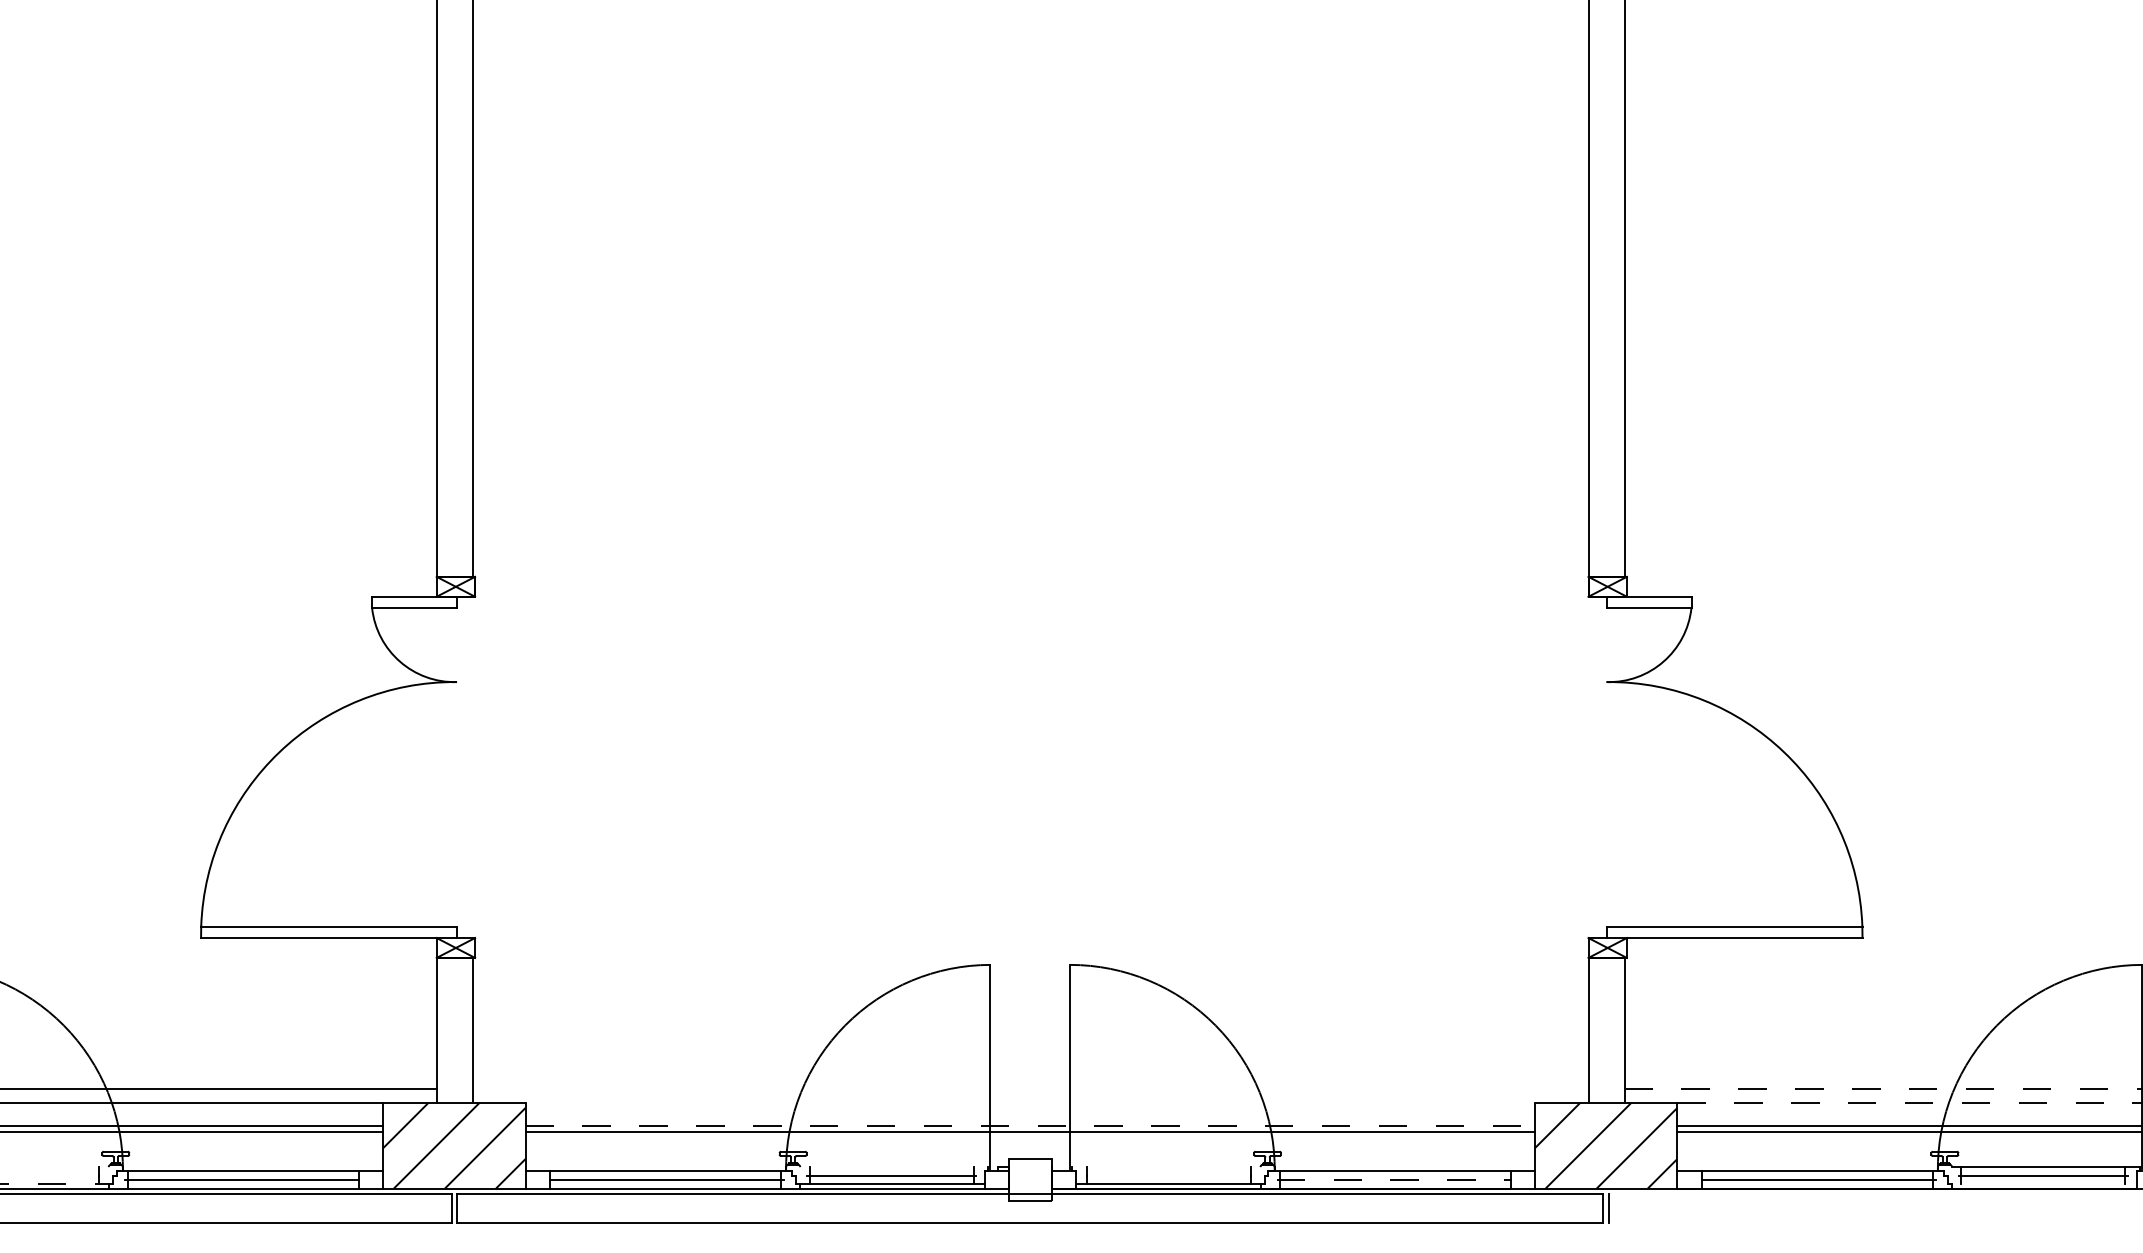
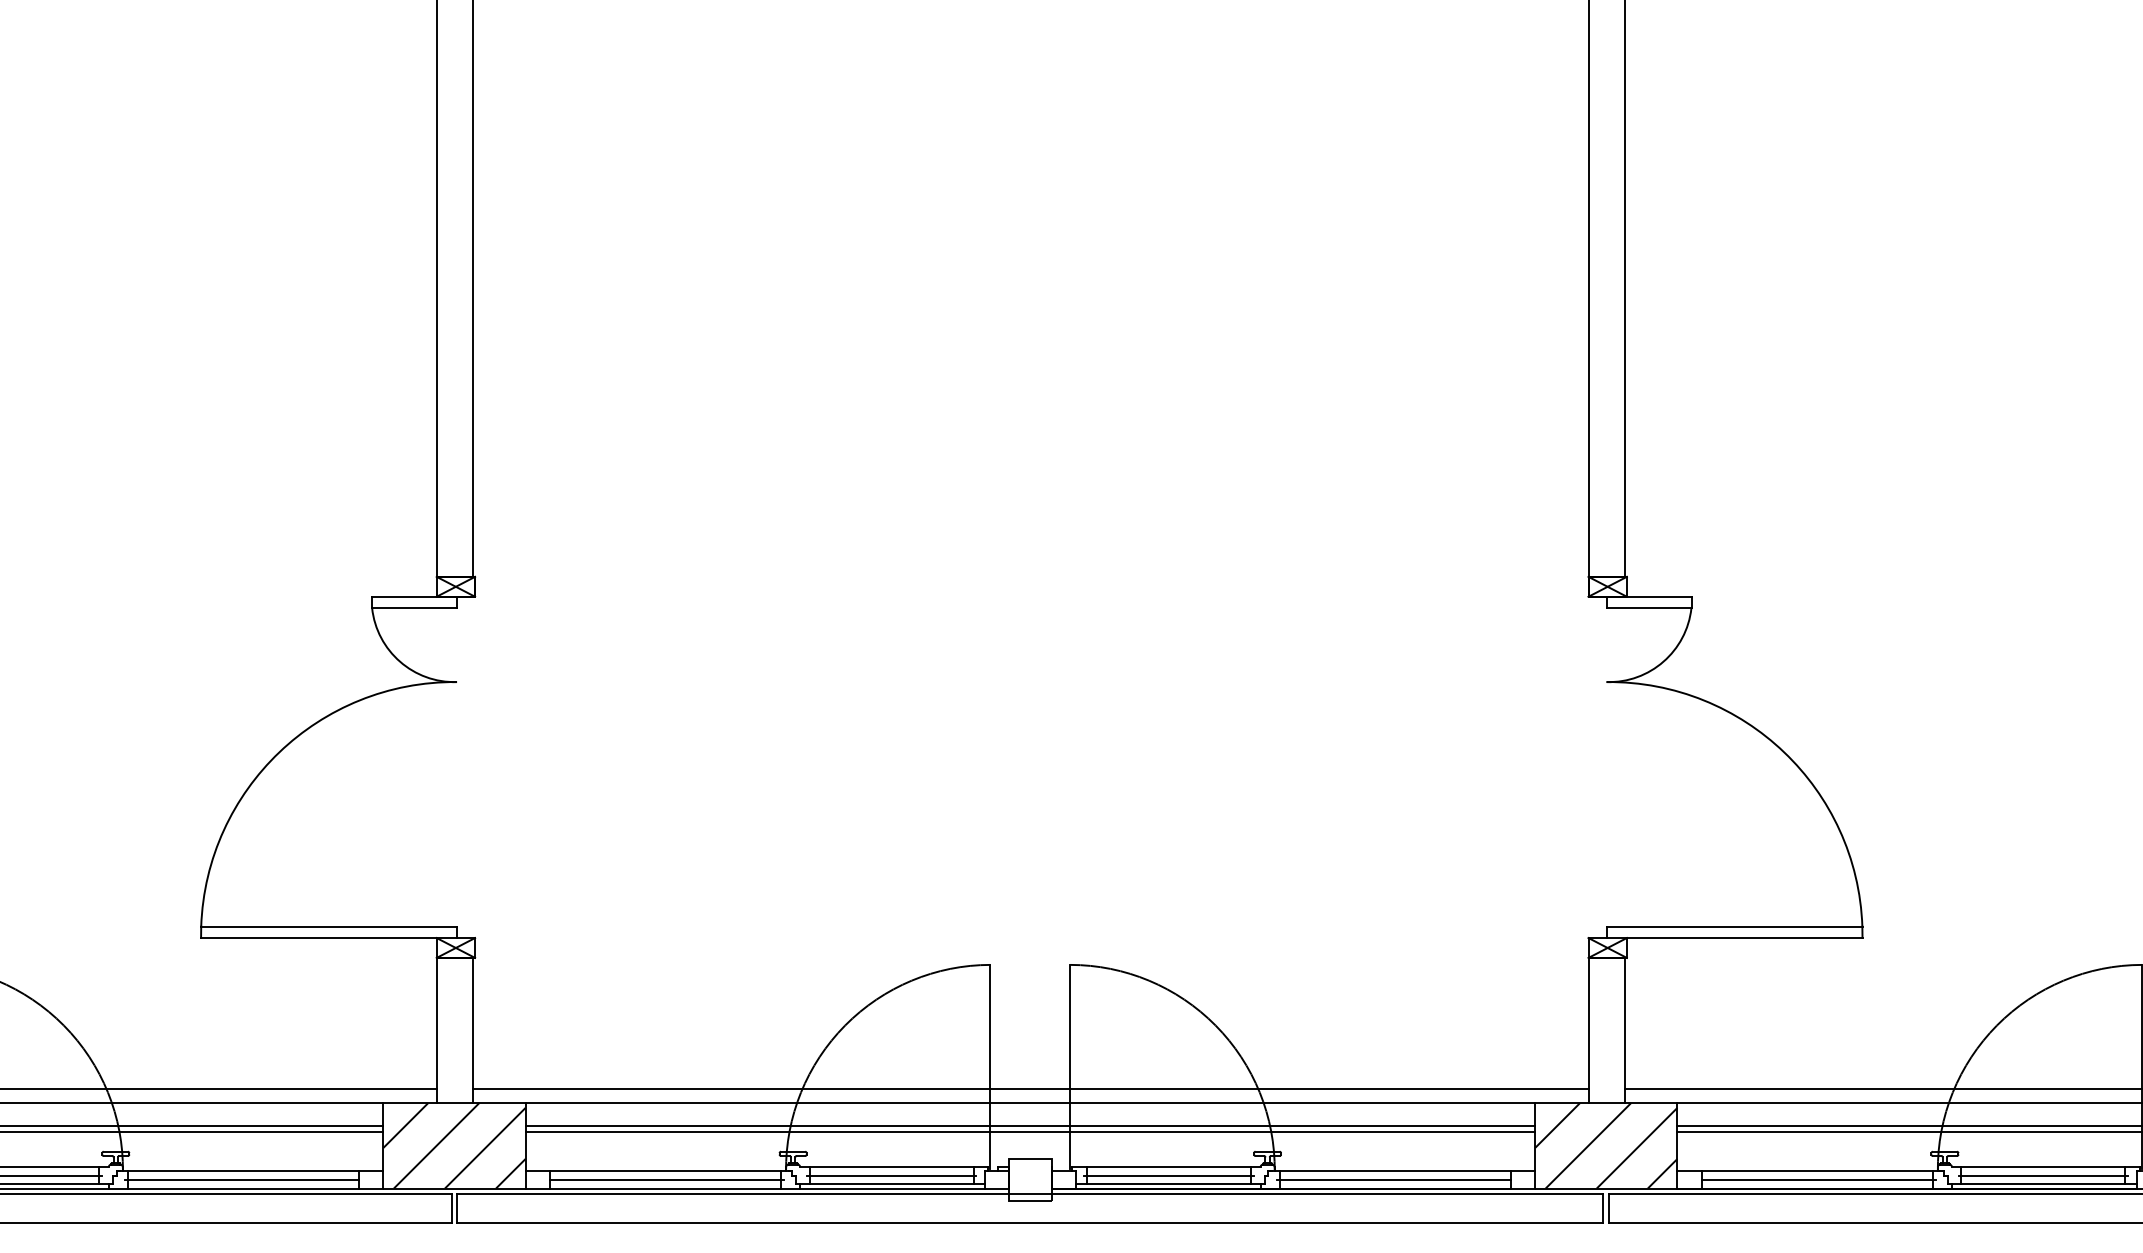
line: none -> present (1030, 1088)
line: dashed -> solid (1883, 1088)
line: none -> present (1030, 1103)
line: dashed -> solid (1910, 1103)
line: dashed -> solid (1030, 1125)
line: none -> present (55, 1167)
line: none -> present (894, 1167)
line: none -> present (1166, 1167)
line: none -> present (52, 1175)
line: none -> present (1168, 1175)
line: dashed -> solid (1394, 1179)
line: dashed -> solid (54, 1184)
line: none -> present (2044, 1184)
line: none -> present (1874, 1194)
line: none -> present (1874, 1222)
